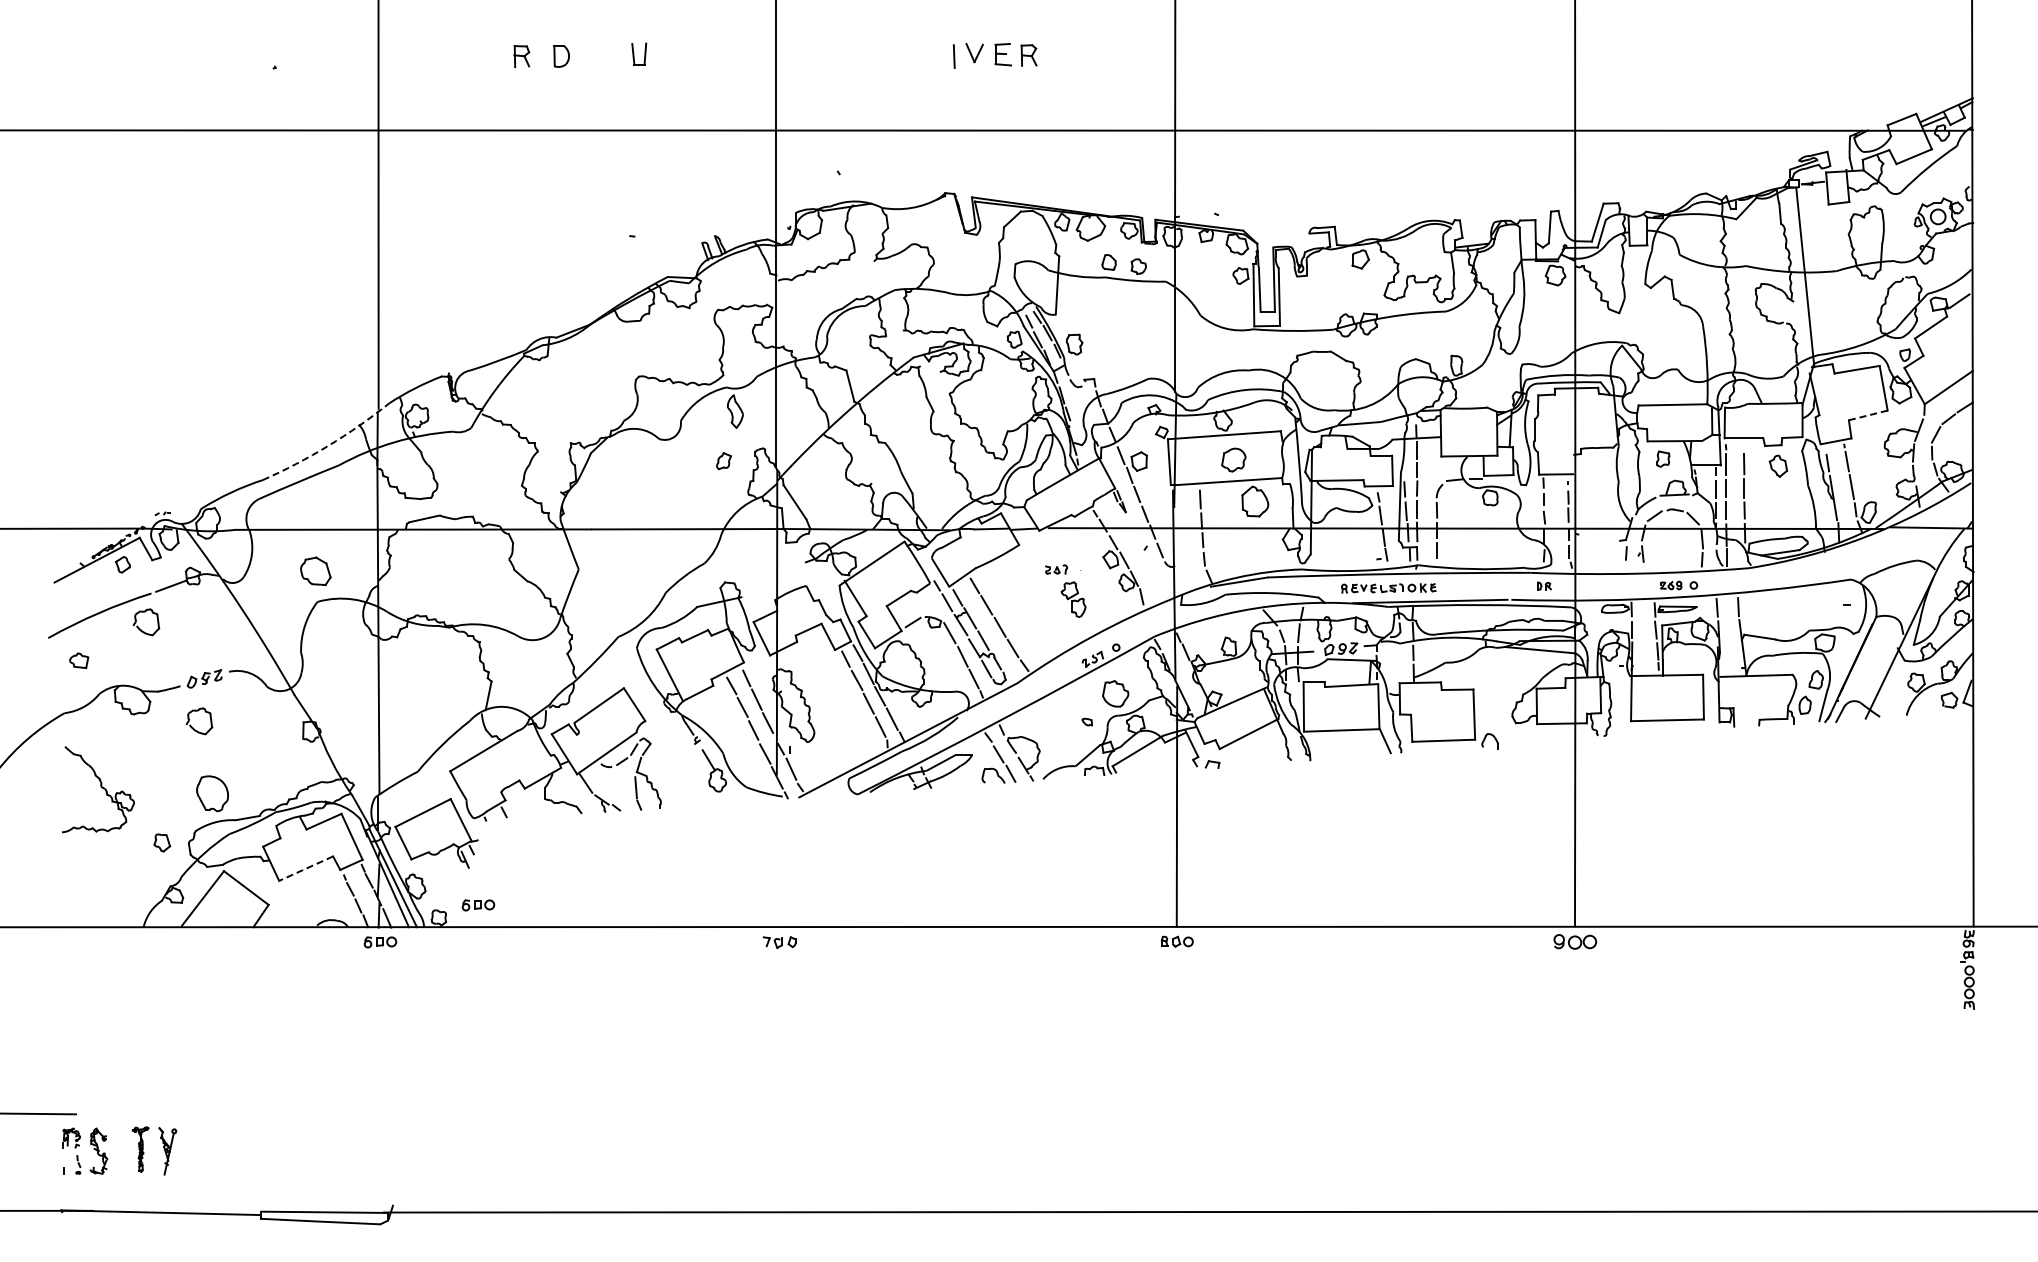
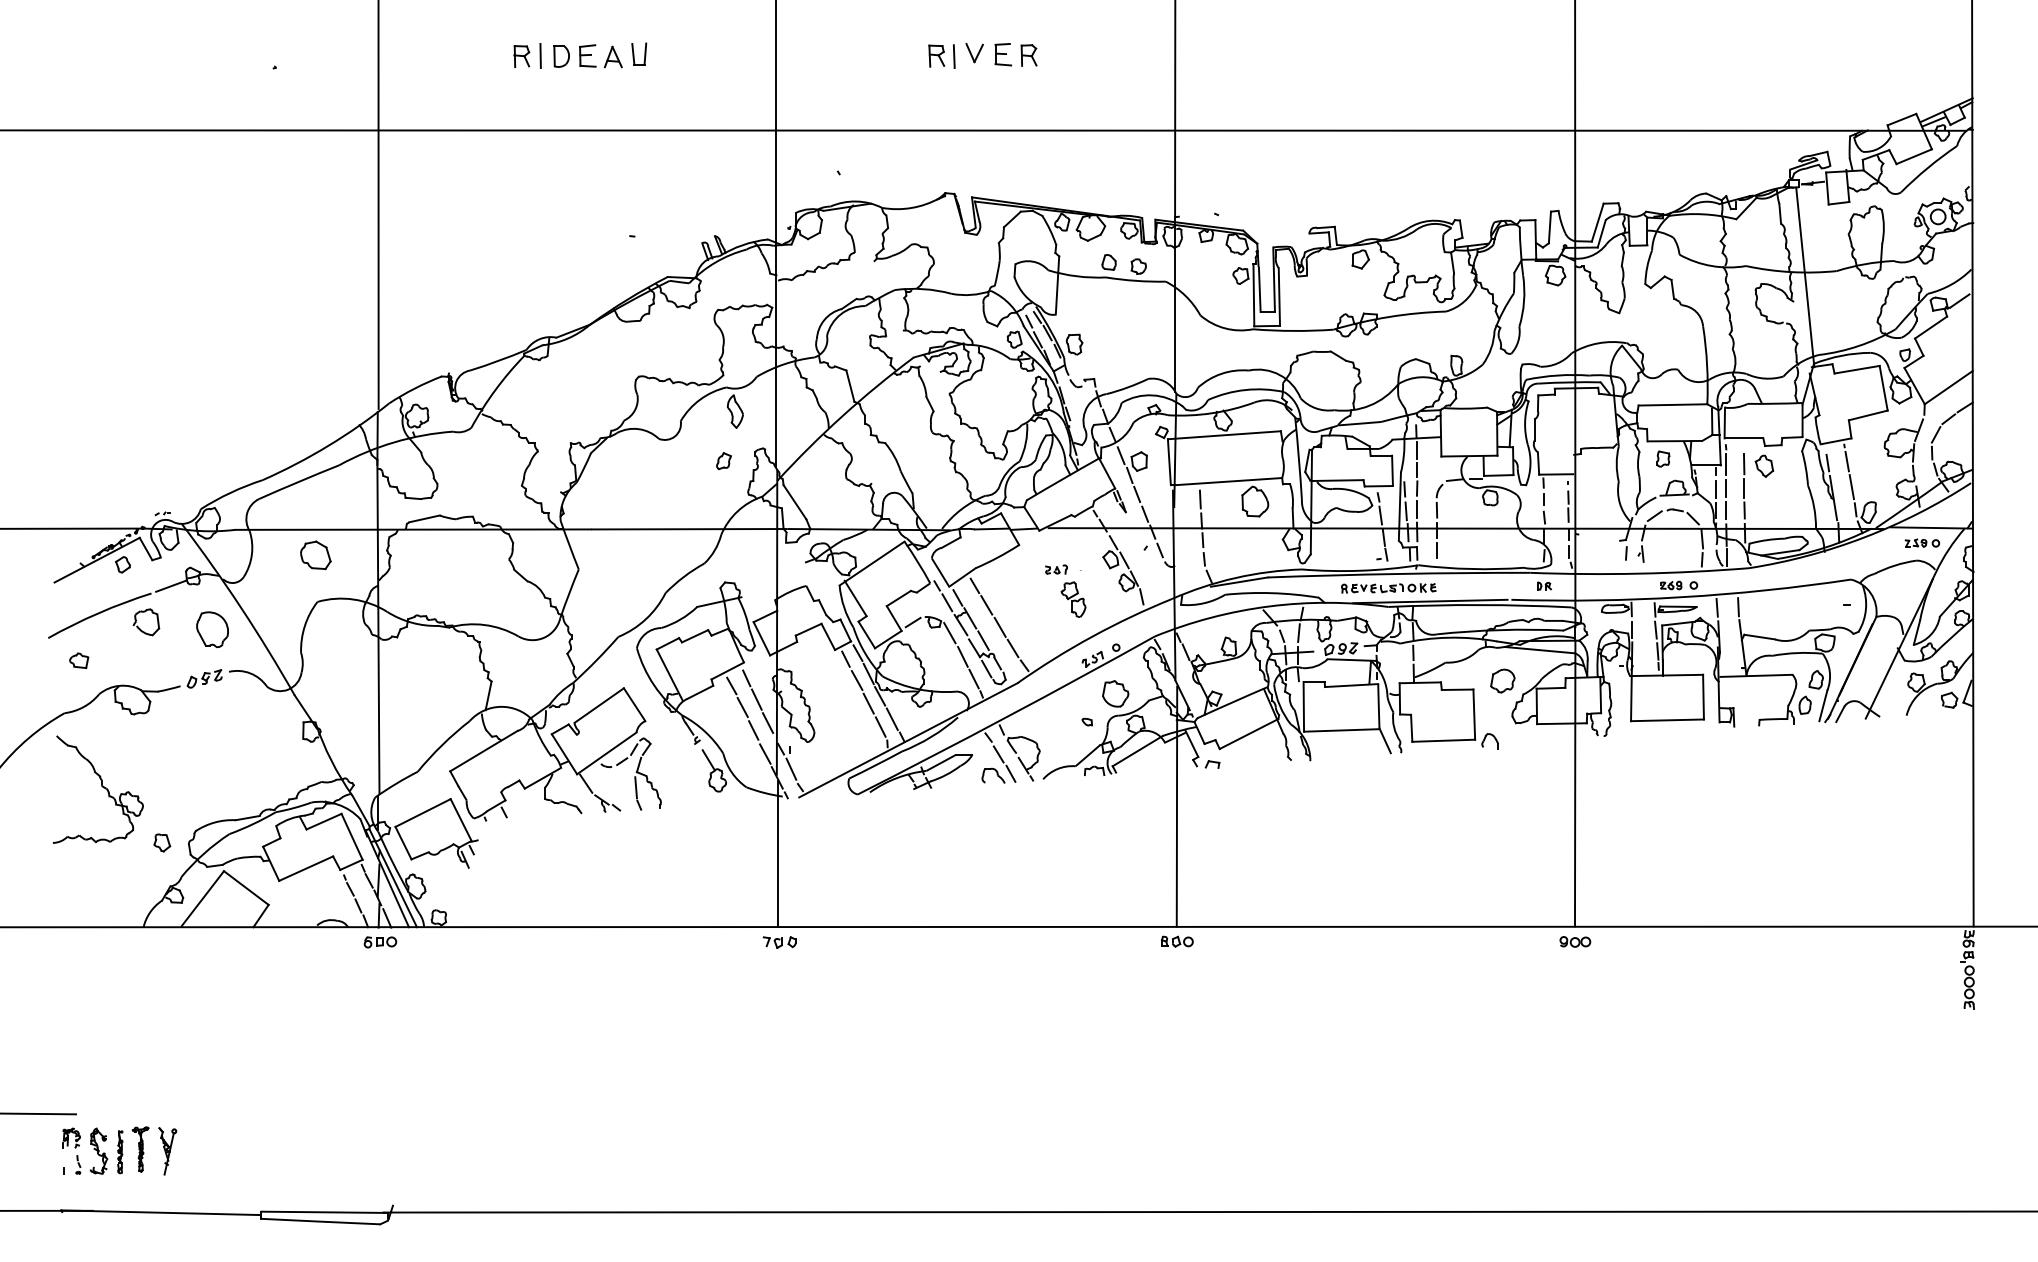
line: none -> present (540, 55)
part: none -> present (936, 55)
part: none -> present (606, 59)
line: dashed -> solid (1868, 415)
arc: dashed -> solid (328, 445)
part position: (1233, 459) -> (1502, 680) (1502, 680)
part position: (1778, 465) -> (1764, 465) (1764, 465)
part: none -> present (1922, 542)
part position: (315, 571) -> (315, 555) (315, 555)
part: present -> none (193, 727)
part size: 73x88 px -> 91x109 px (98, 789)
part position: (212, 793) -> (212, 629) (212, 629)
line: none -> present (778, 853)
line: dashed -> solid (306, 868)
part: present -> none (478, 905)
part size: 45x16 px -> 33x12 px (1575, 941)
part: none -> present (120, 1152)
